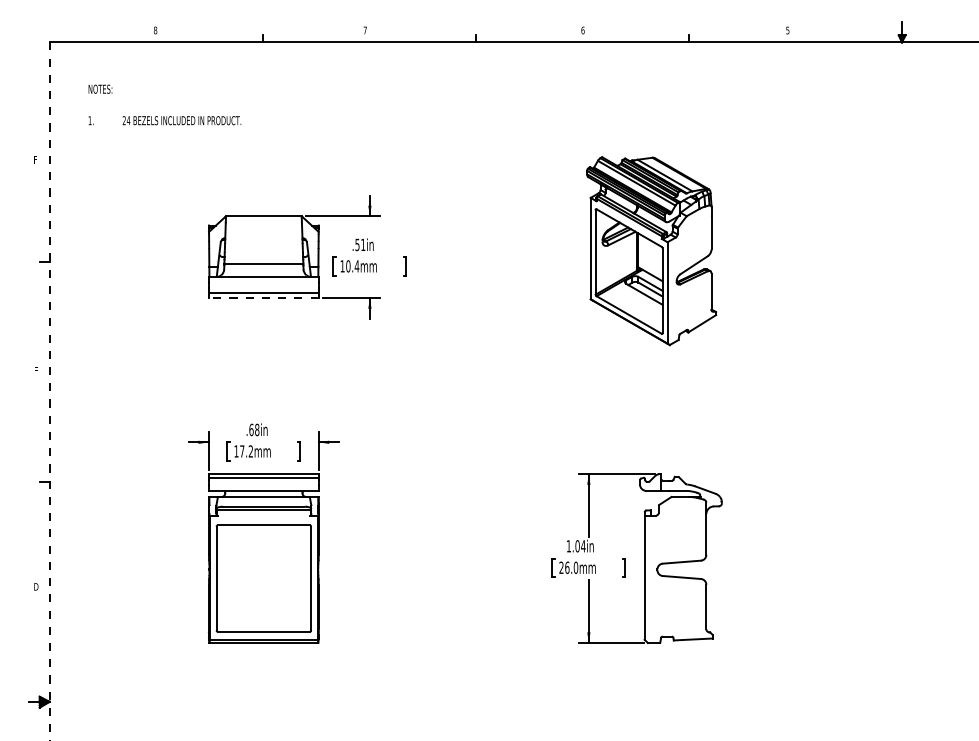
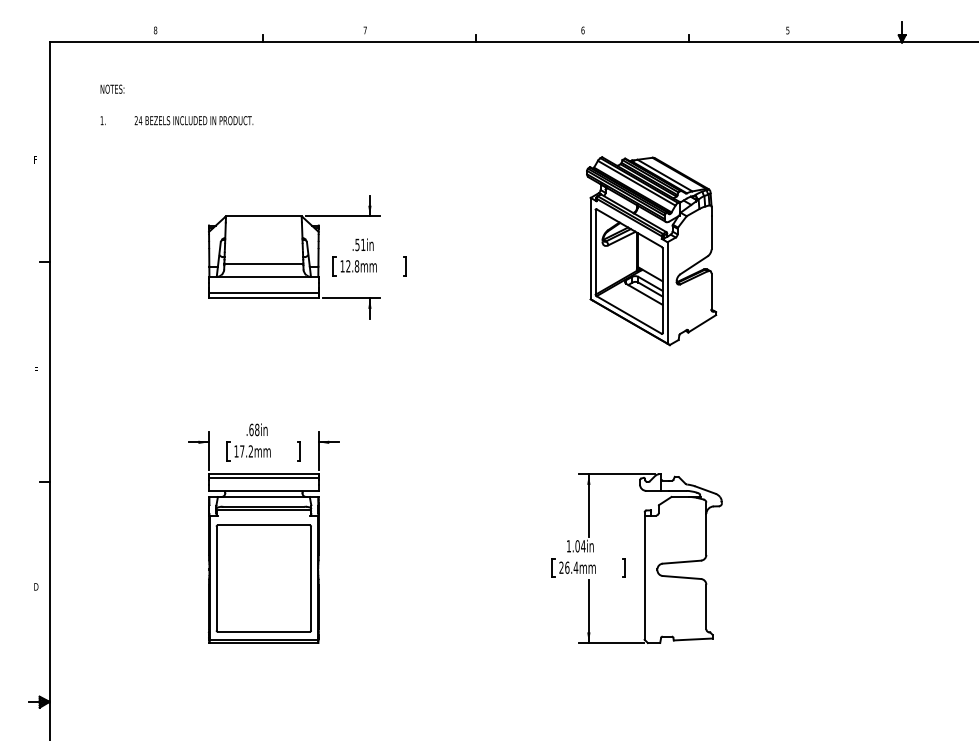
text position: (164, 104) -> (176, 104) (176, 104)
text: 10.4mm -> 12.8mm (352, 266)
line: dashed -> solid (263, 298)
line: dashed -> solid (49, 392)
text: 26.0mm -> 26.4mm (575, 567)
